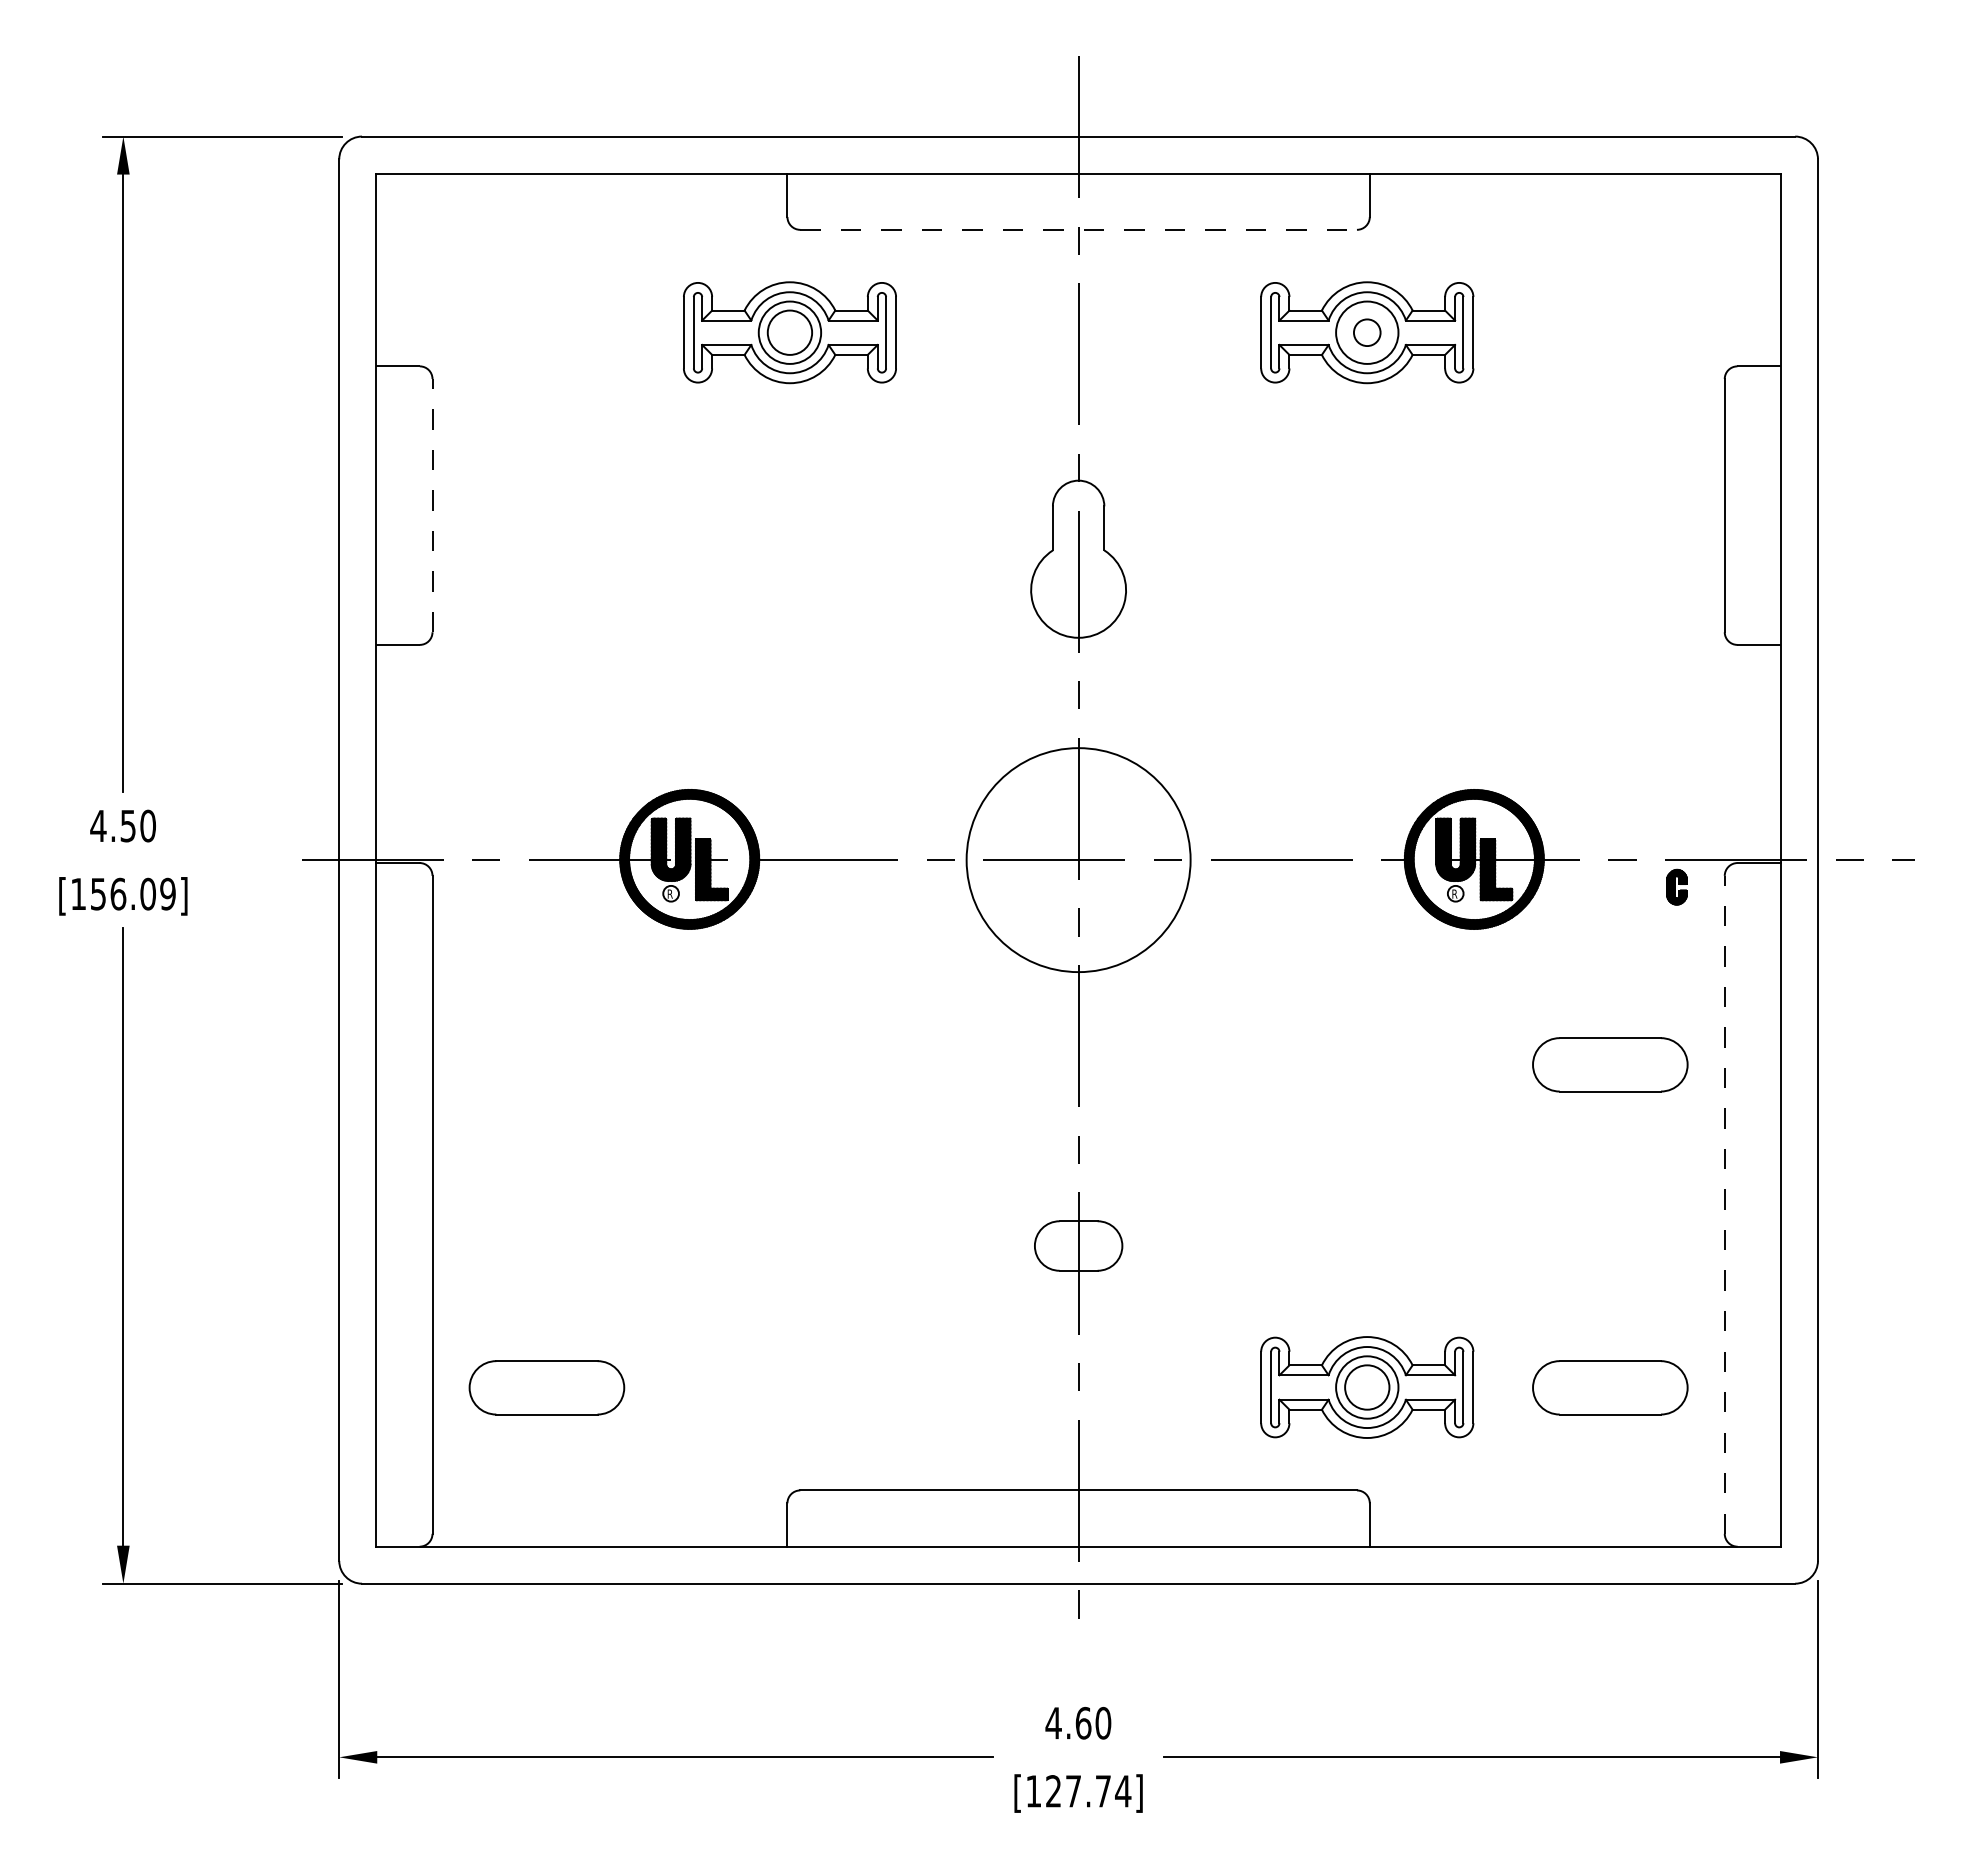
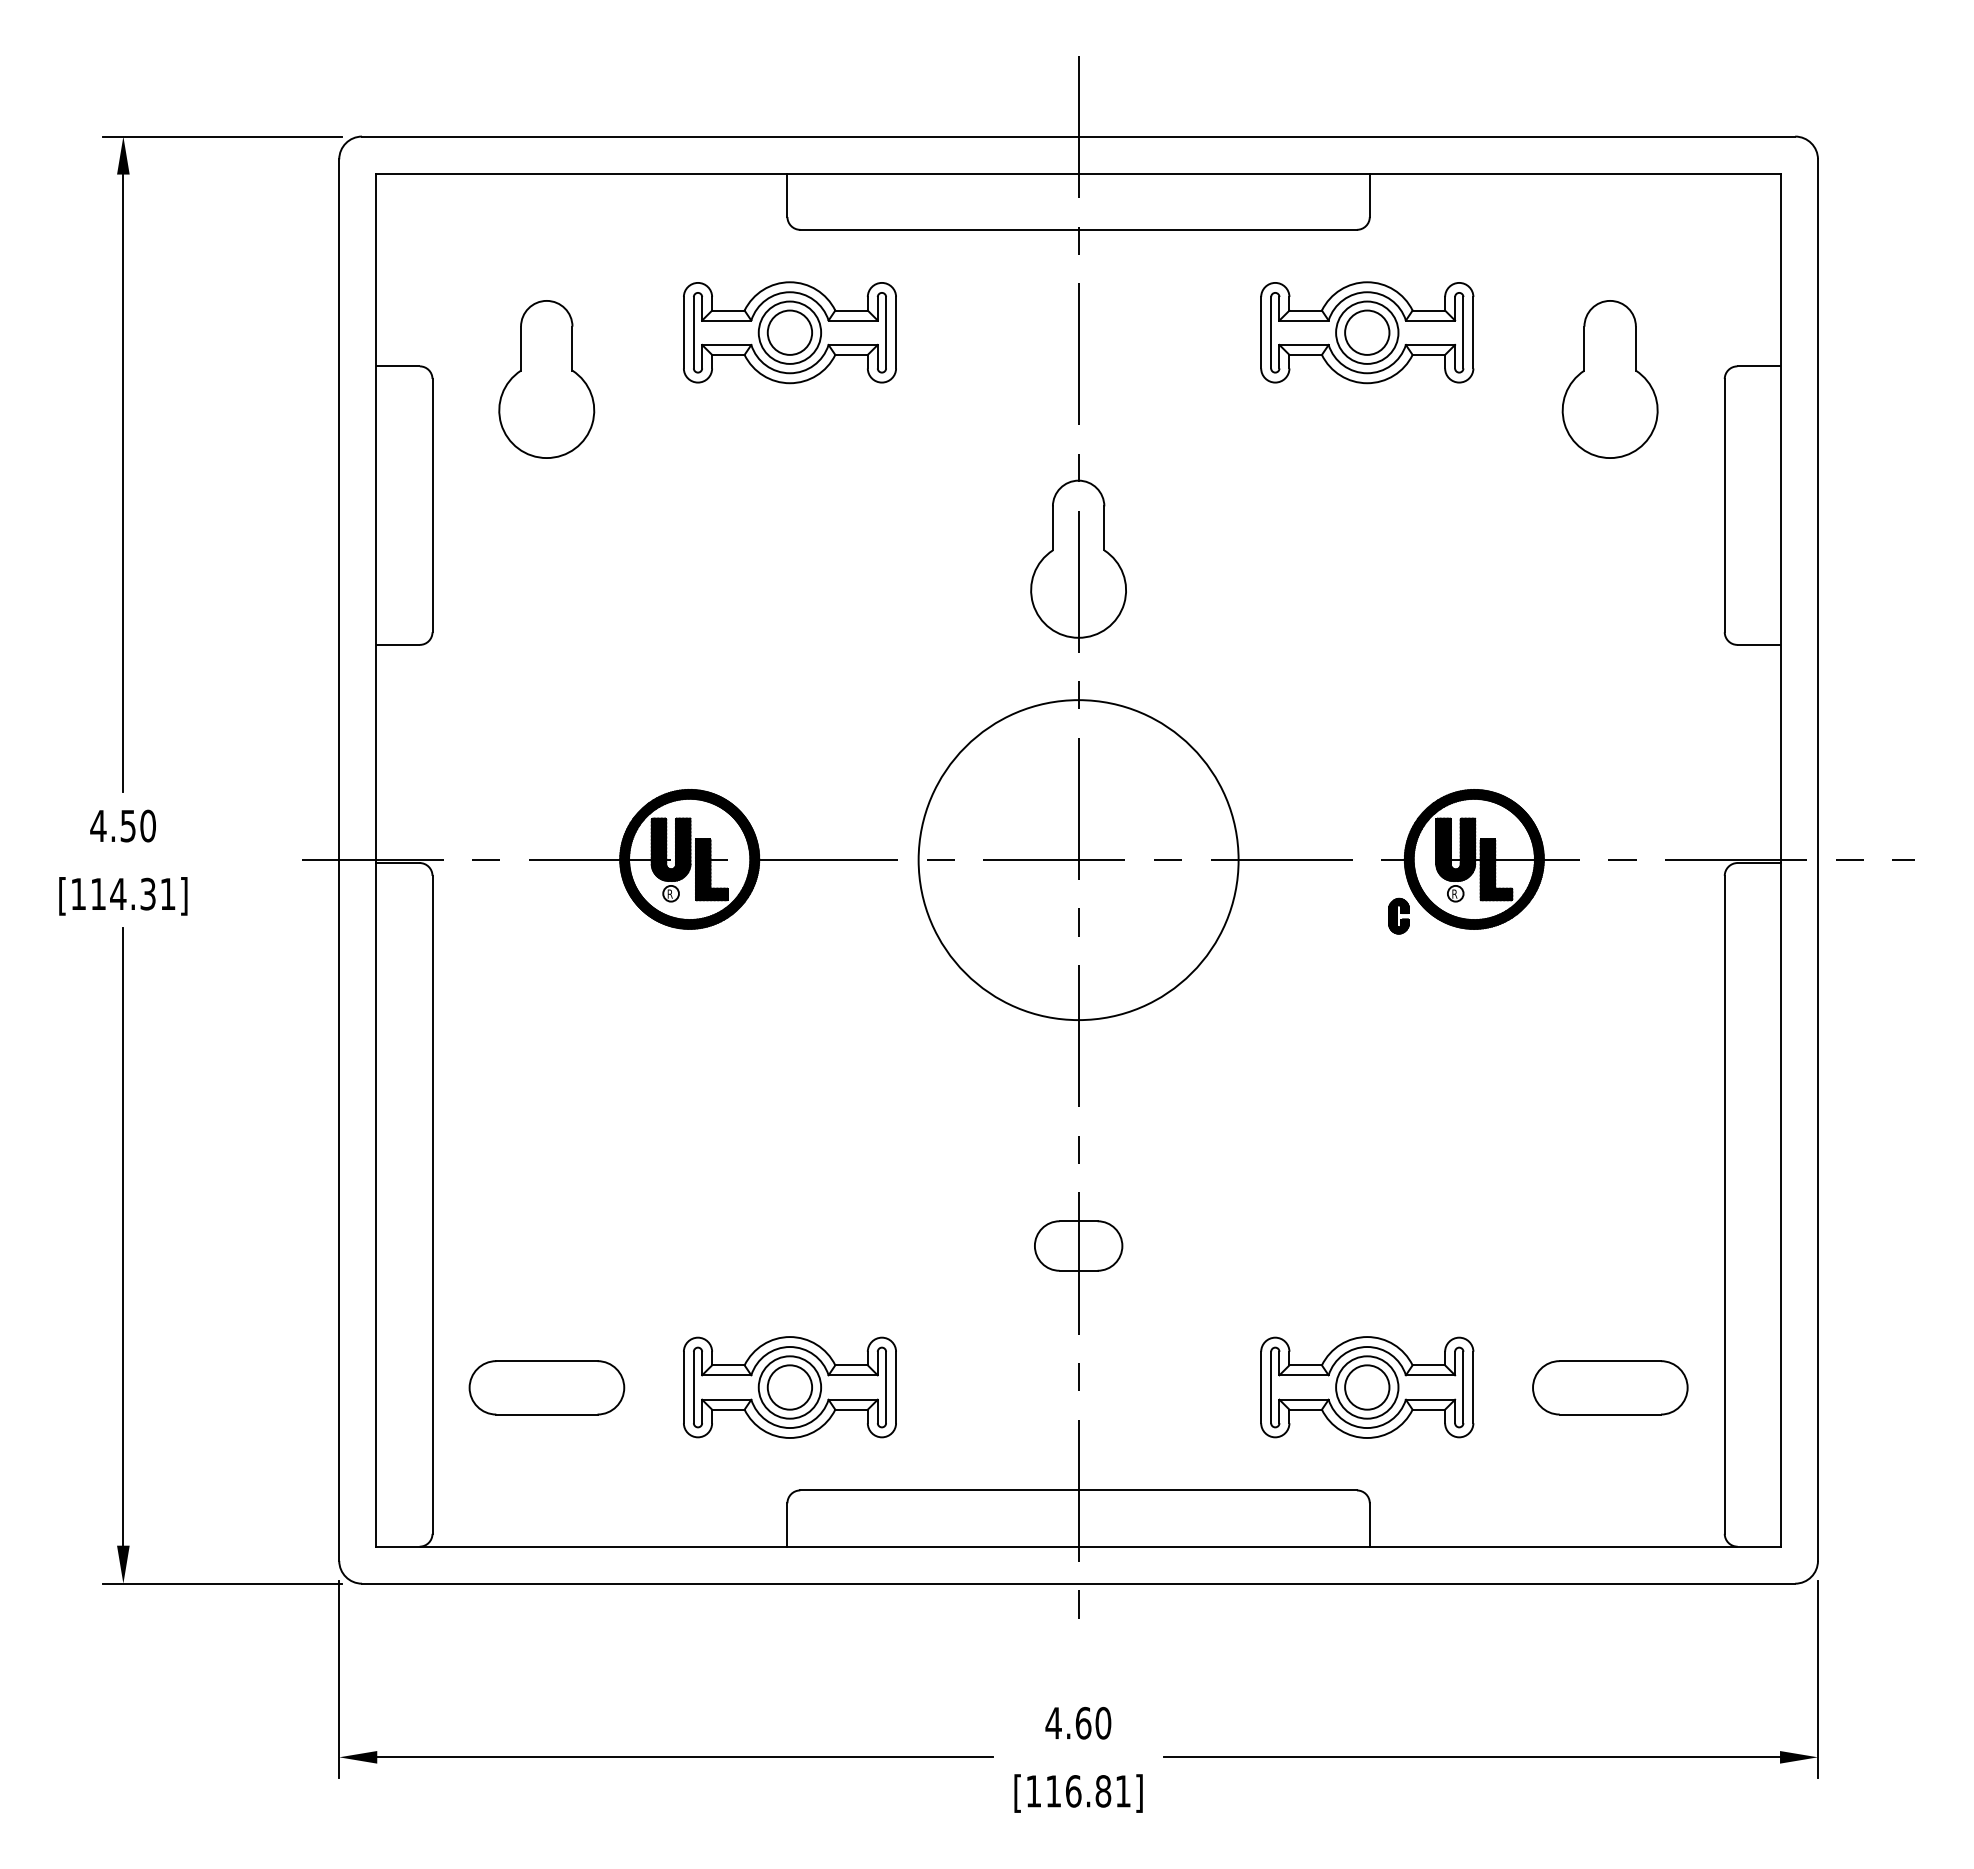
line: dashed -> solid (1079, 229)
circle diameter: 27 px -> 44 px (1367, 332)
part: none -> present (546, 379)
part: none -> present (1609, 379)
line: dashed -> solid (432, 505)
circle diameter: 224 px -> 320 px (1078, 860)
part position: (1676, 886) -> (1398, 915) (1398, 915)
text: [156.09] -> [114.31] (133, 893)
part: present -> none (1610, 1064)
line: dashed -> solid (1724, 1204)
part: none -> present (789, 1387)
text: [127.74] -> [116.81] (1088, 1791)
